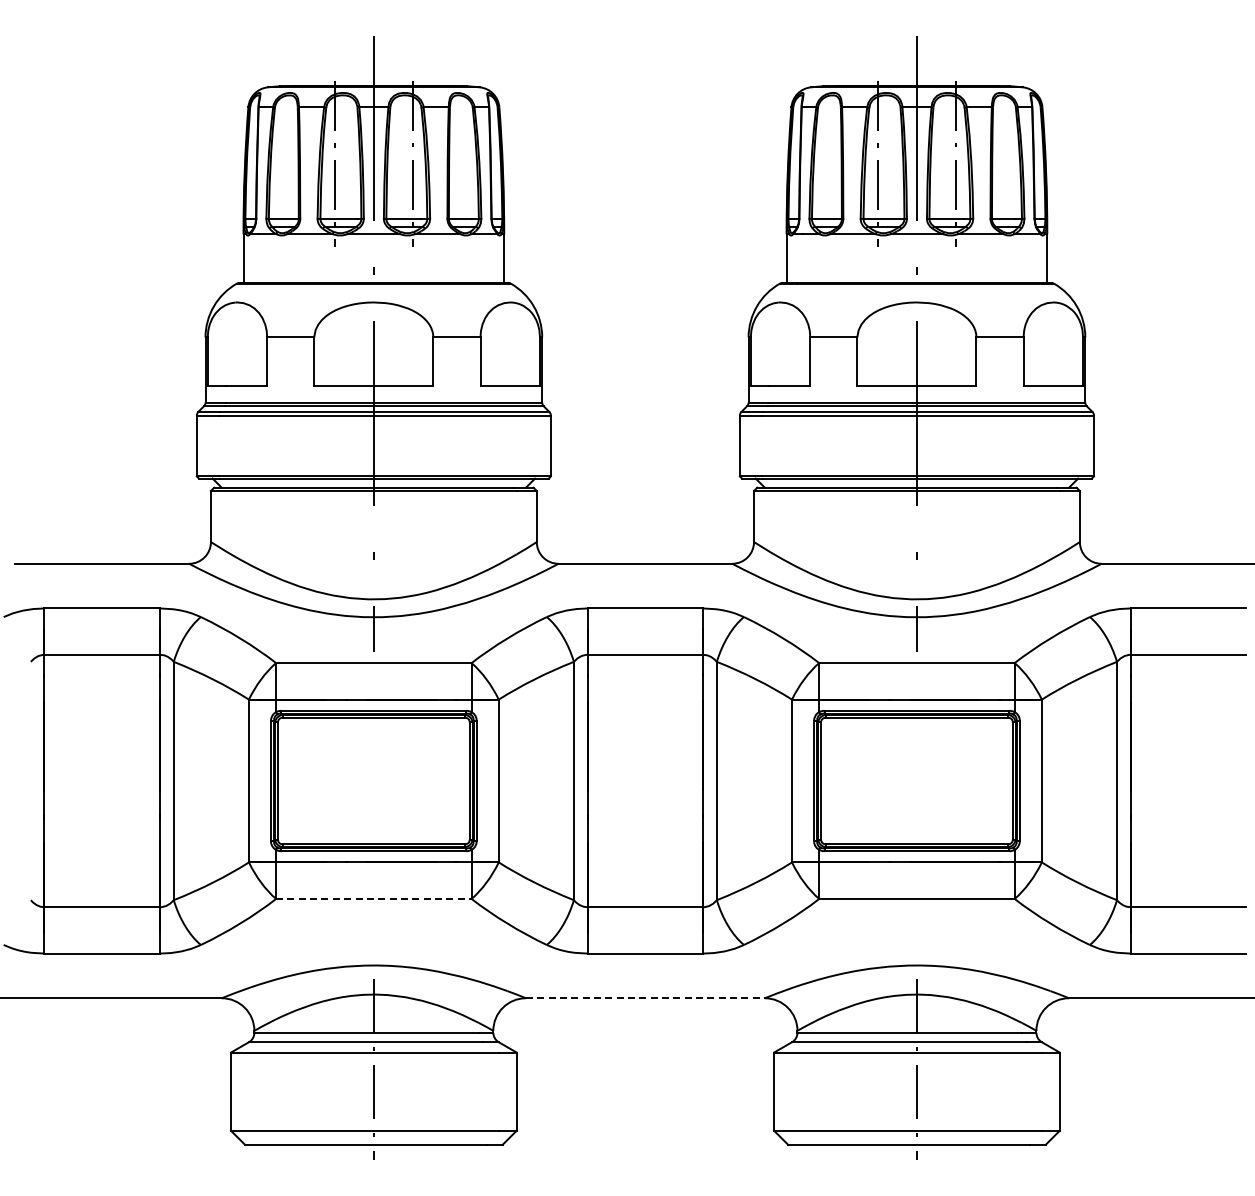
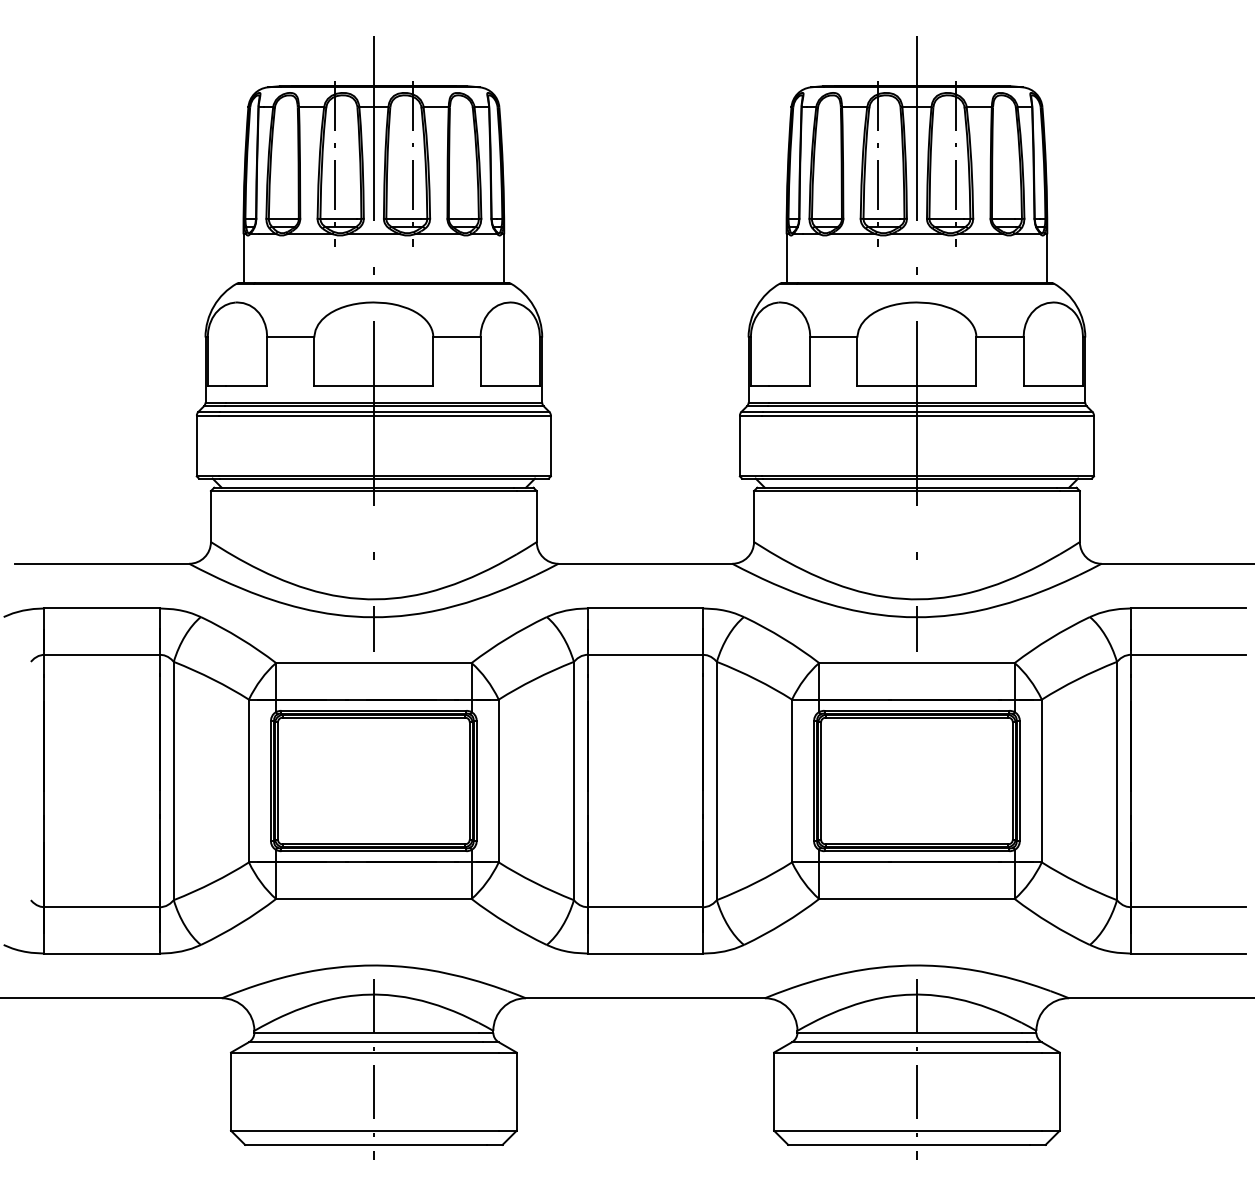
line: dashed -> solid (373, 898)
line: dashed -> solid (645, 998)
